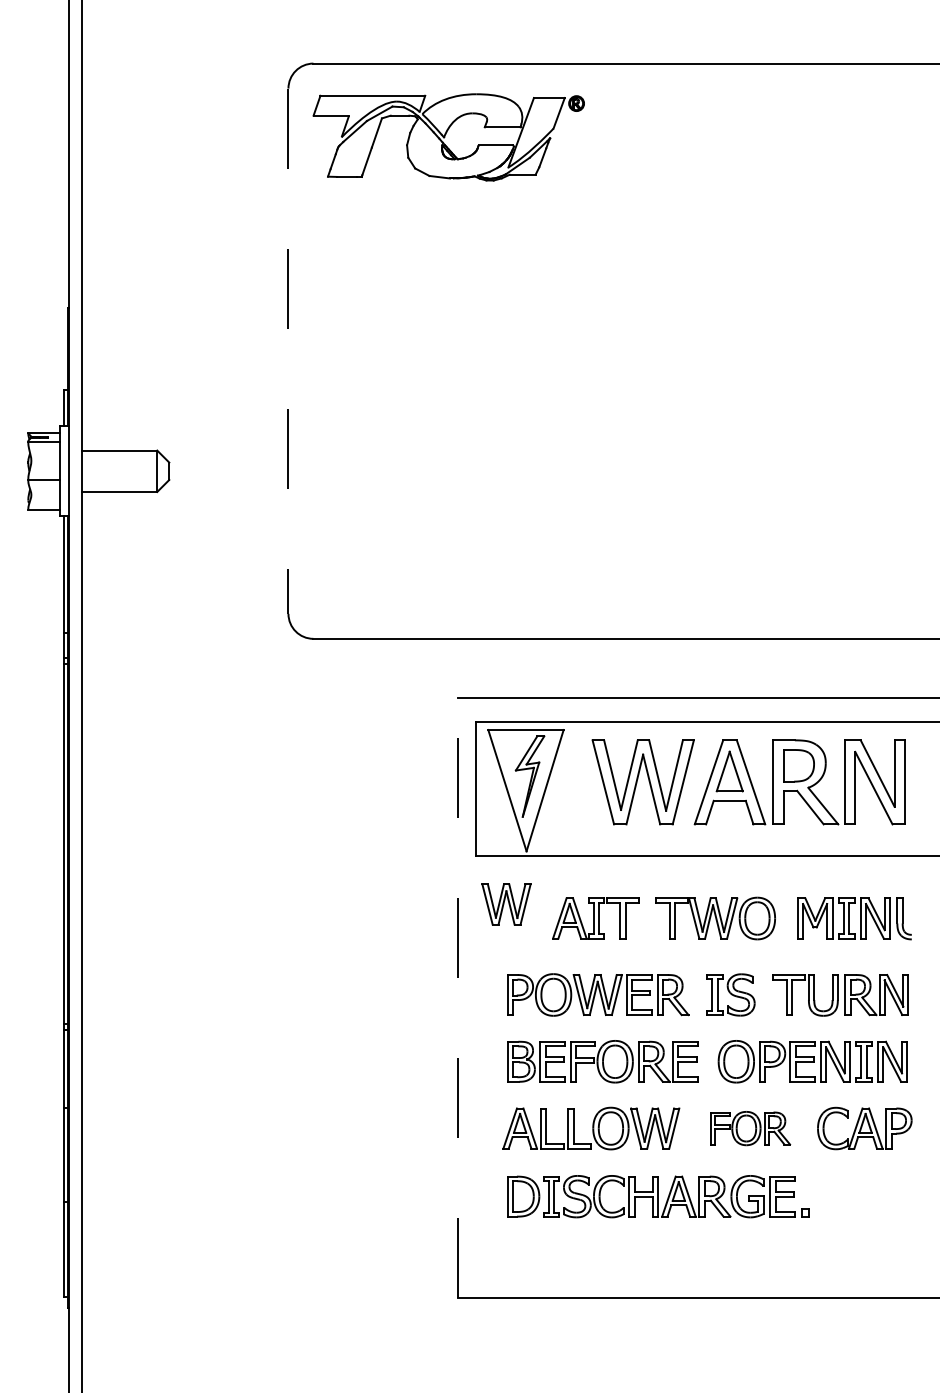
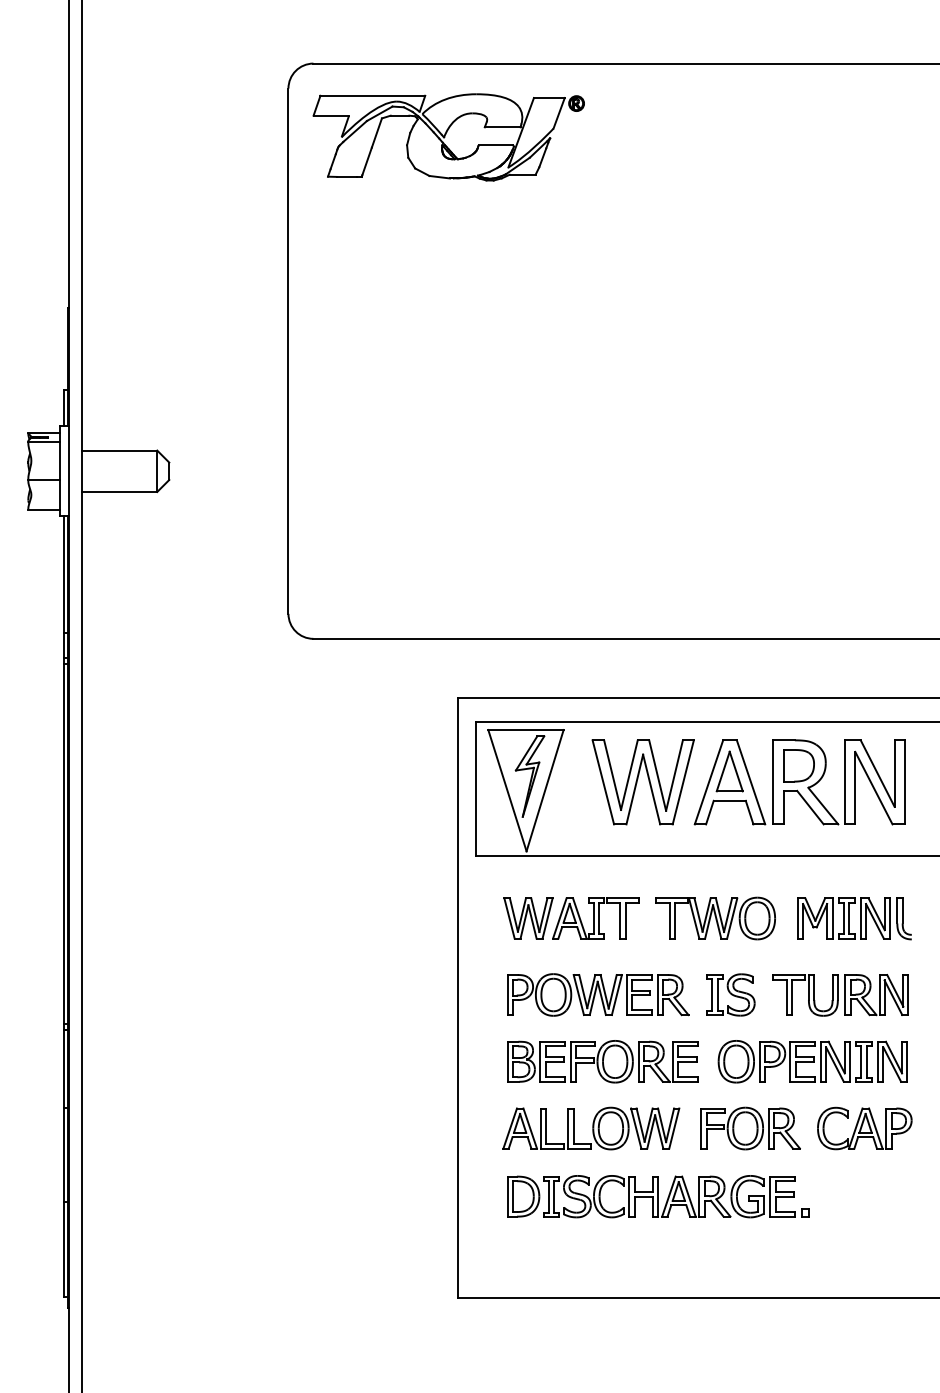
line: dashed -> solid (288, 351)
part position: (506, 904) -> (528, 918) (528, 918)
line: dashed -> solid (457, 998)
part size: 82x36 px -> 101x45 px (750, 1128)
